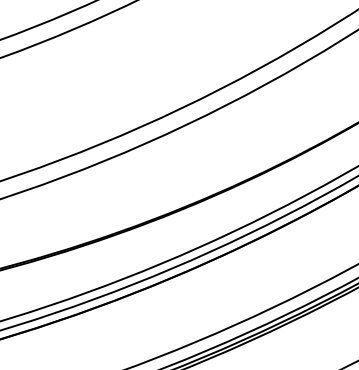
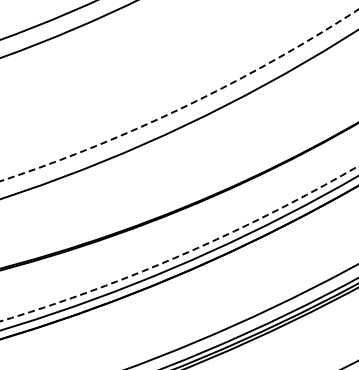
arc: solid -> dashed (183, 107)
arc: solid -> dashed (185, 253)
